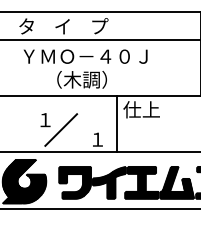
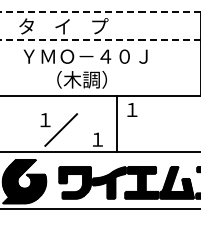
line: solid -> dashed (101, 12)
line: solid -> dashed (101, 40)
text: 仕上 -> １ (141, 109)
